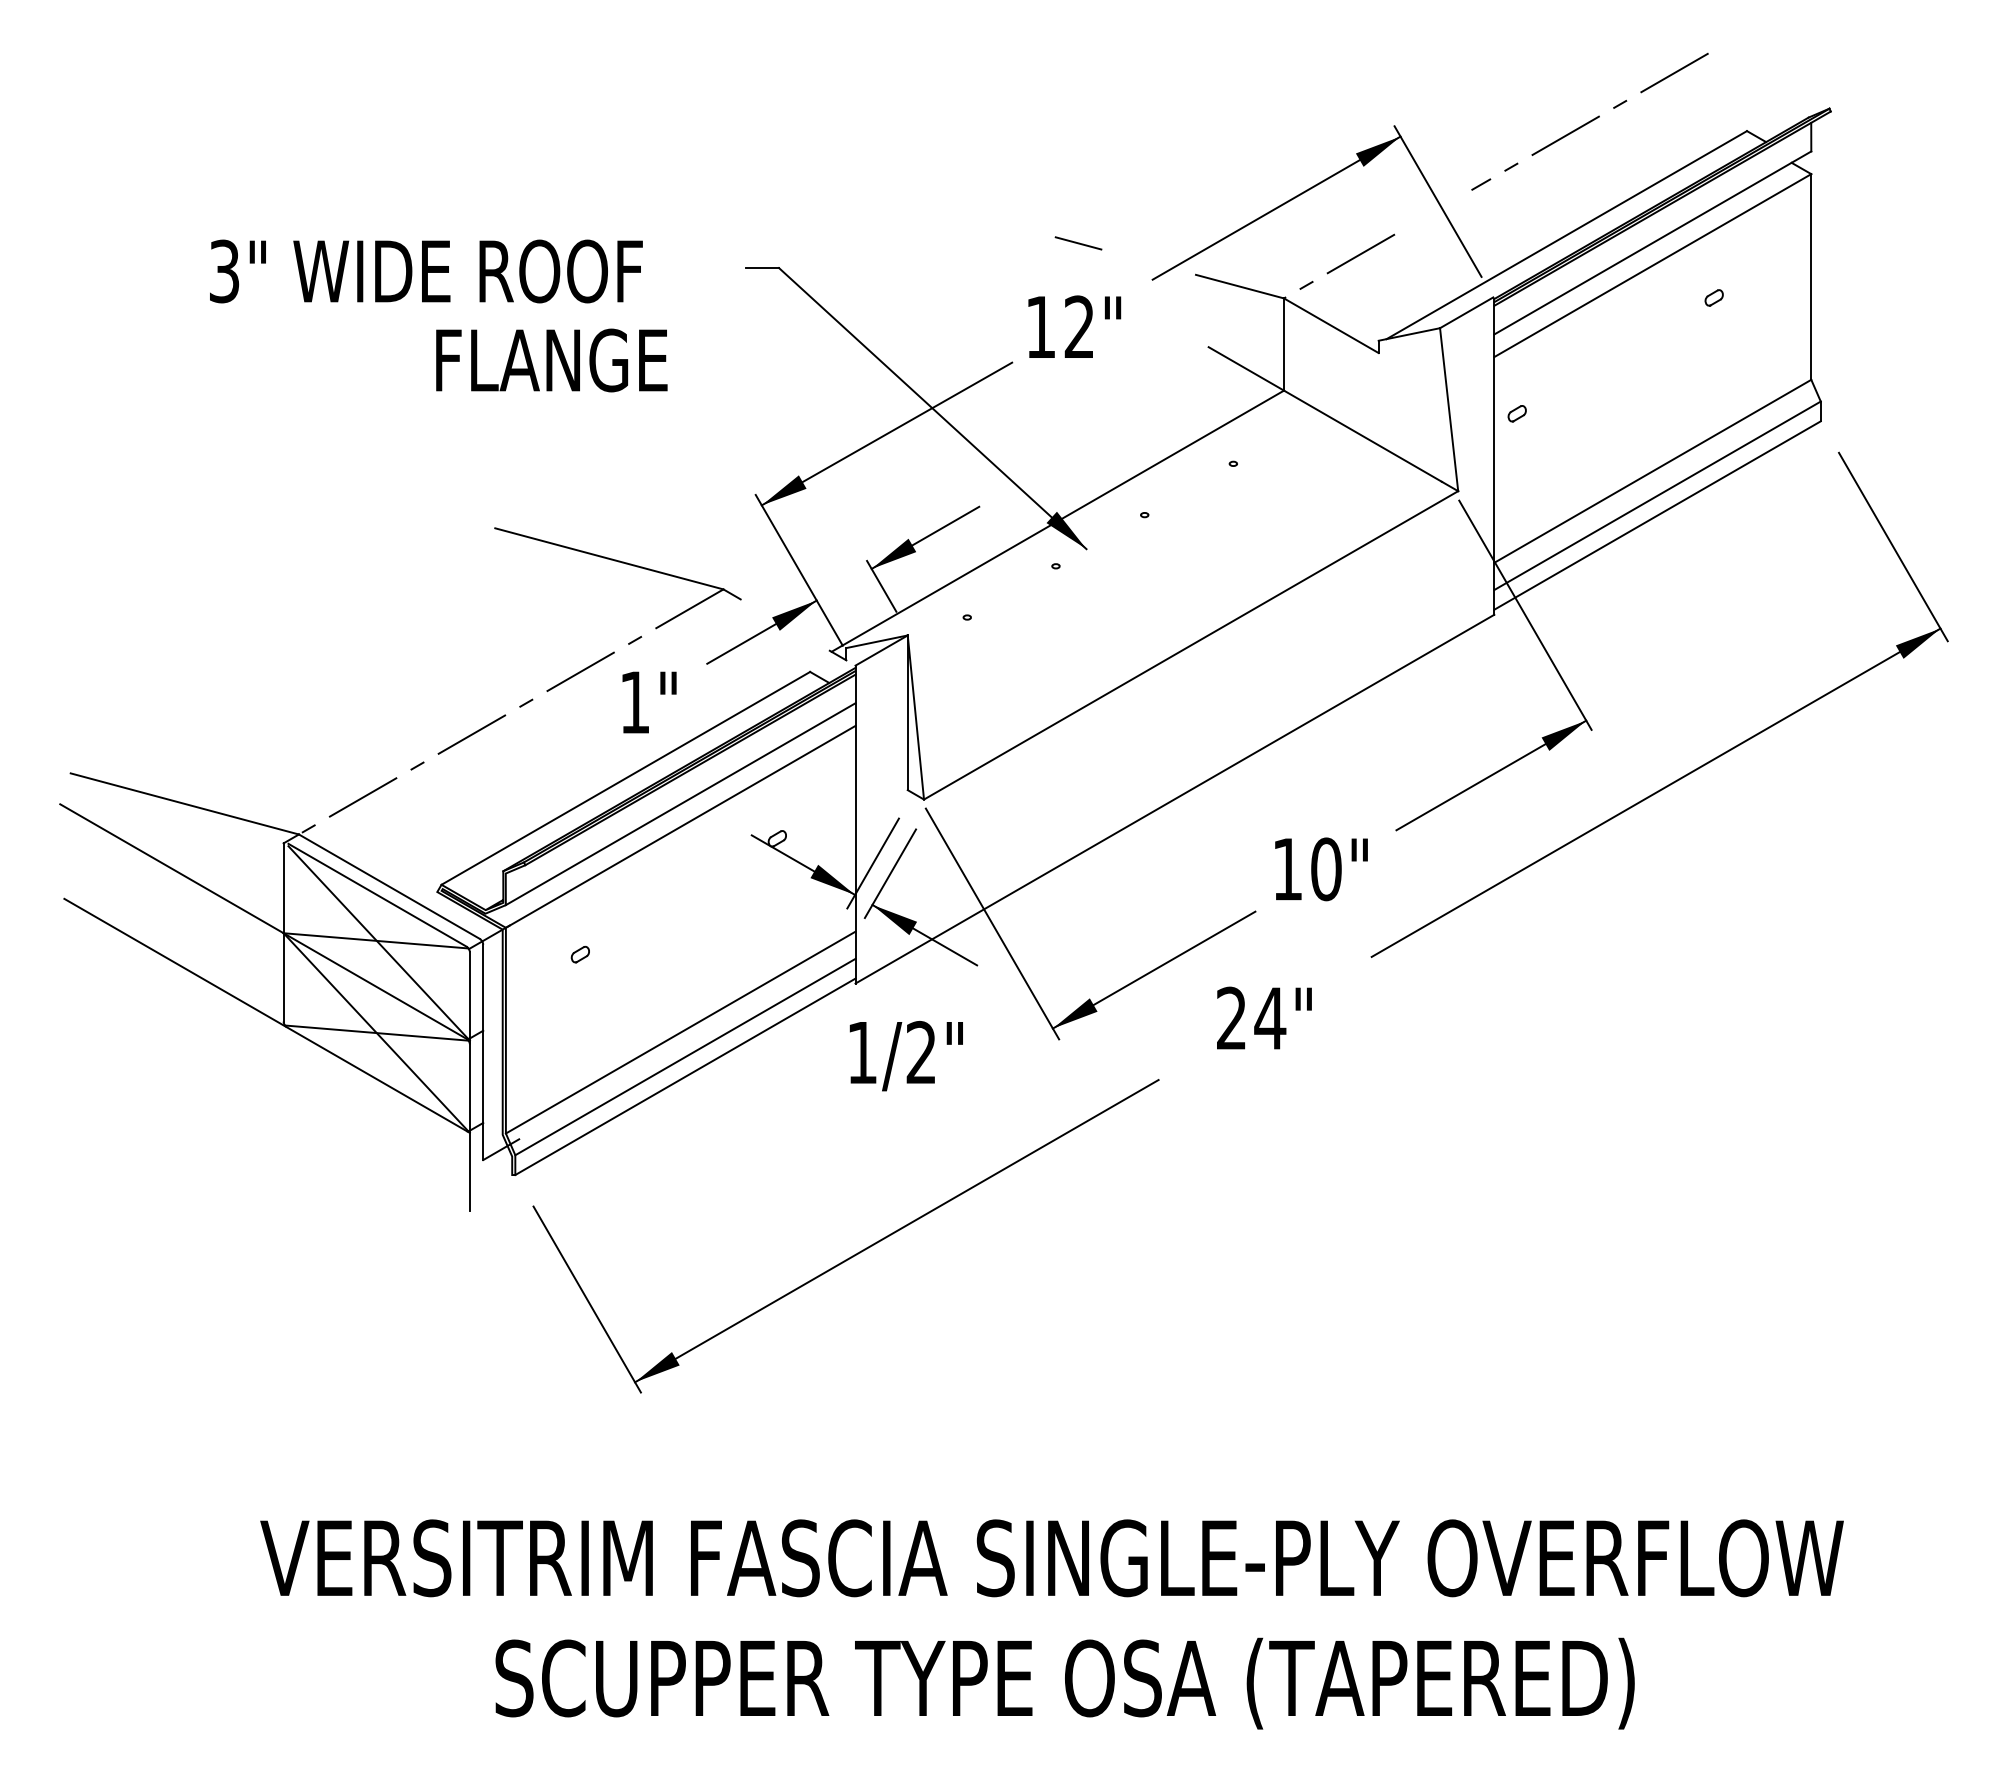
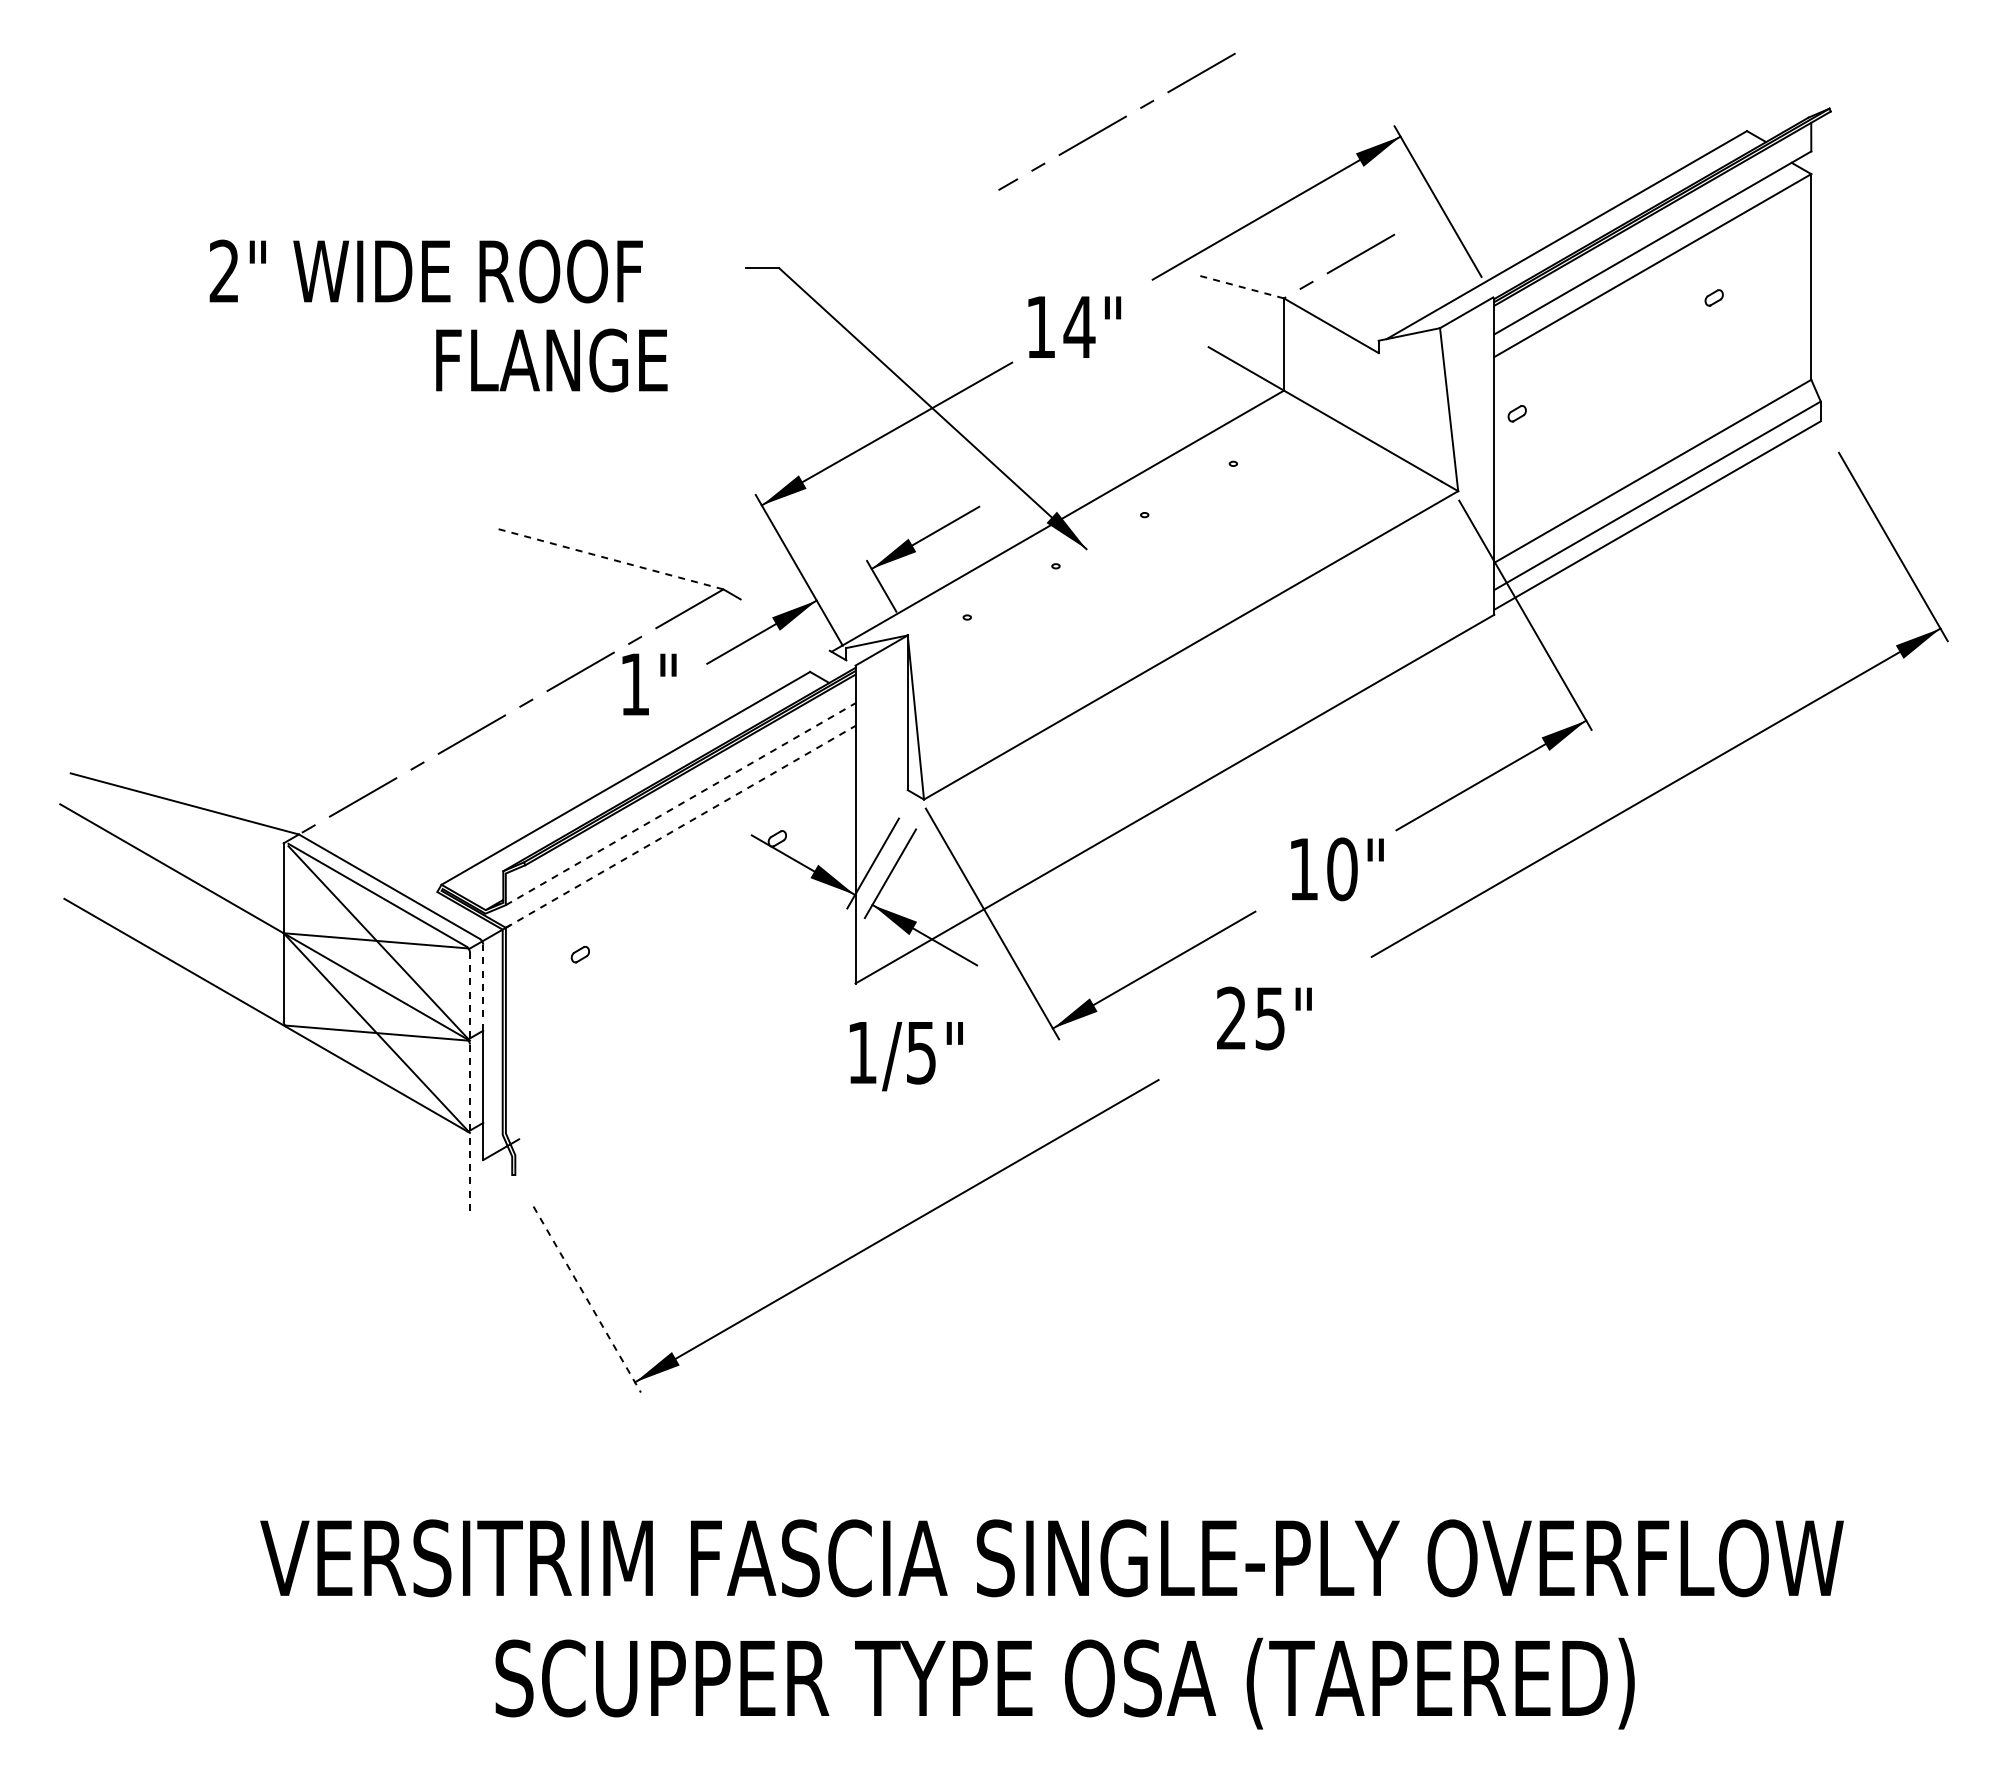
line position: (1589, 121) -> (1116, 121) (1116, 121)
line: present -> none (1078, 243)
text: 3" -> 2" (224, 271)
line: solid -> dashed (1240, 286)
text: 12" -> 14" (1079, 326)
line: solid -> dashed (608, 558)
text position: (649, 702) -> (649, 684) (649, 684)
line: solid -> dashed (680, 804)
line: solid -> dashed (680, 826)
text position: (1321, 869) -> (1337, 869) (1337, 869)
line: solid -> dashed (483, 987)
text: 24" -> 25" (1270, 1018)
line: present -> none (680, 1032)
text: 1/2" -> 1/5" (920, 1052)
line: present -> none (685, 1056)
line: present -> none (685, 1076)
line: solid -> dashed (469, 1081)
line: solid -> dashed (587, 1299)
